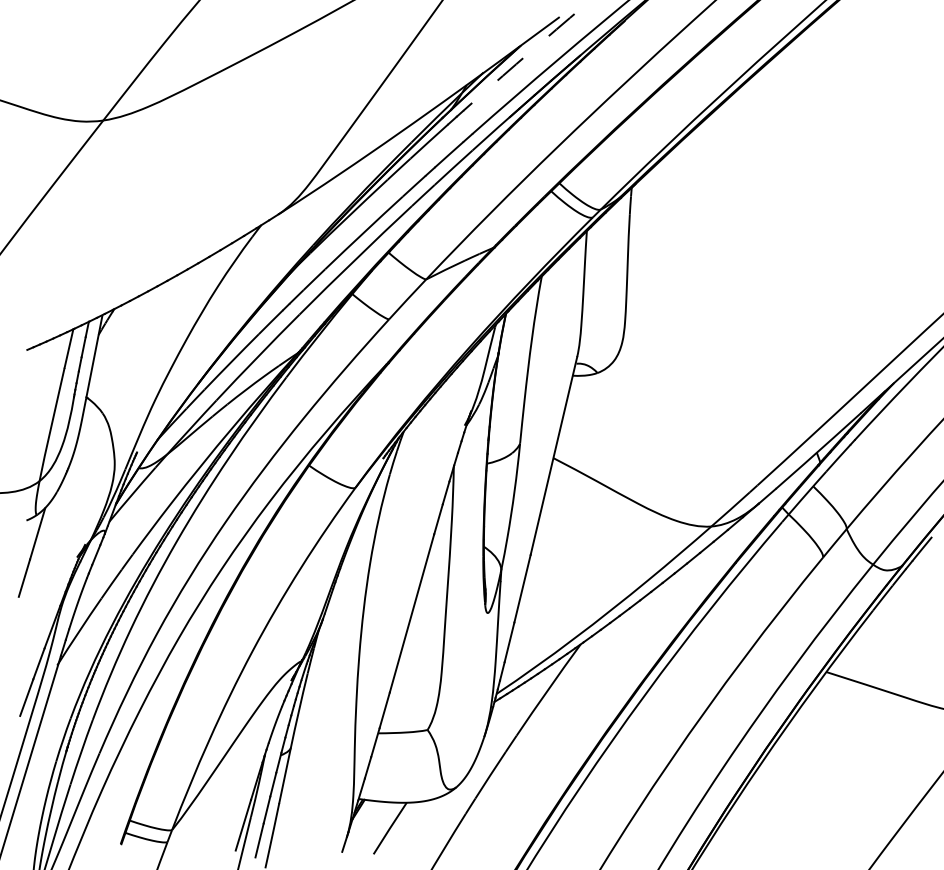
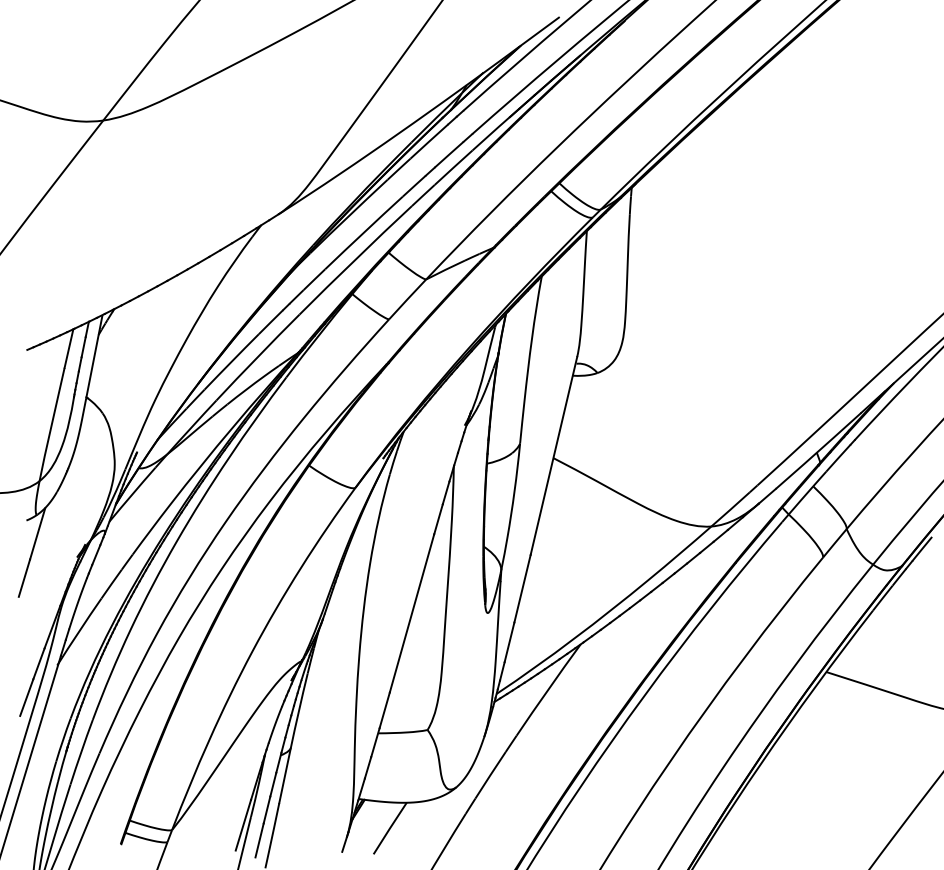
arc: dashed -> solid (526, 55)
